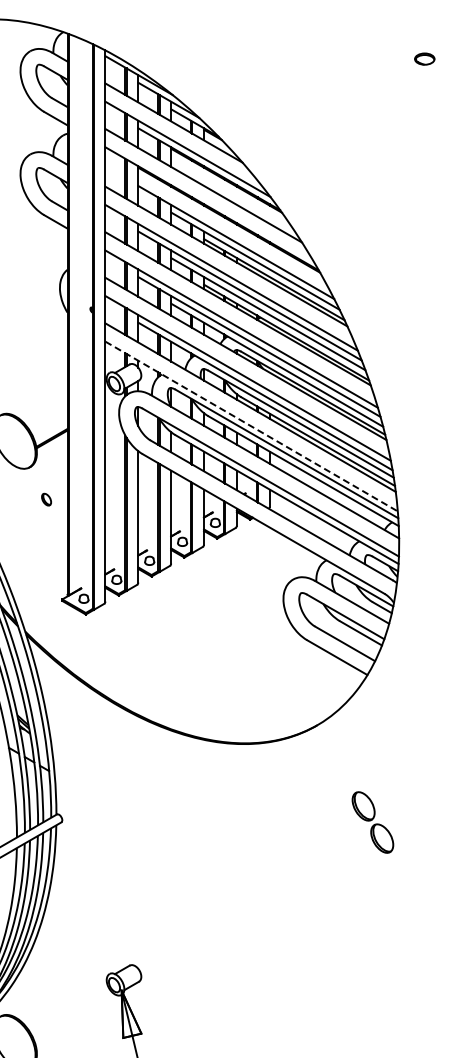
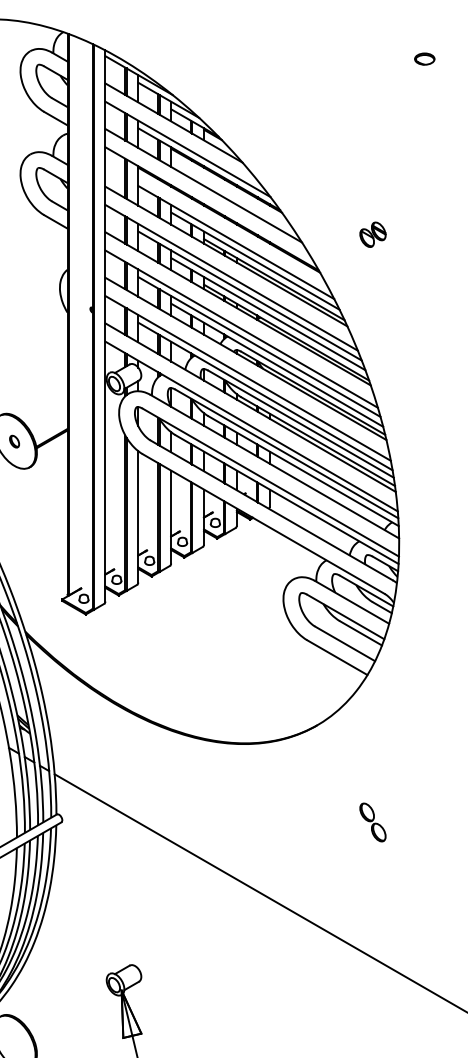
part: none -> present (372, 234)
line: dashed -> solid (252, 426)
part position: (46, 499) -> (14, 441) (14, 441)
part size: 44x63 px -> 28x41 px (372, 822)
line: none -> present (259, 892)
